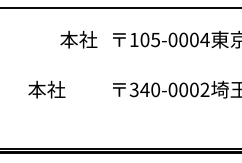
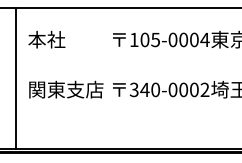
text position: (78, 39) -> (46, 39) (46, 39)
line: none -> present (15, 78)
text: 本社 -> 関東支店 (65, 89)
